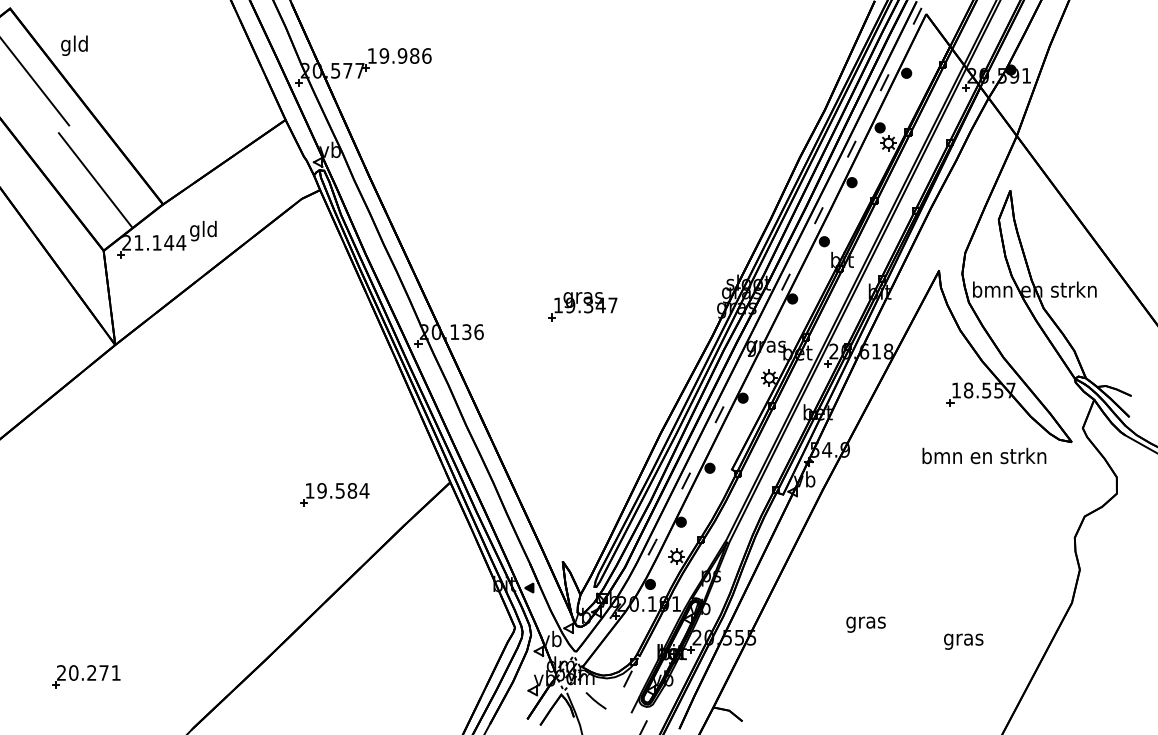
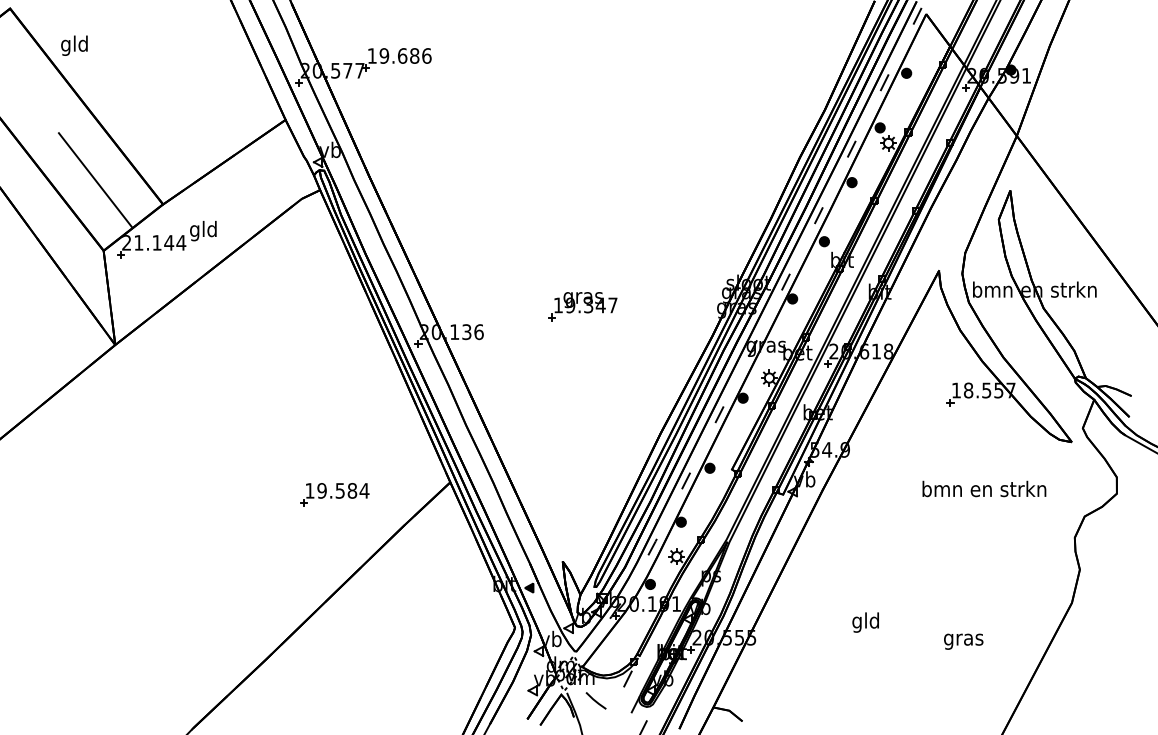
text: 19.986 -> 19.686 (402, 55)
line: present -> none (35, 82)
text position: (984, 455) -> (984, 488) (984, 488)
text: gras -> gld (865, 622)
part: present -> none (86, 676)
